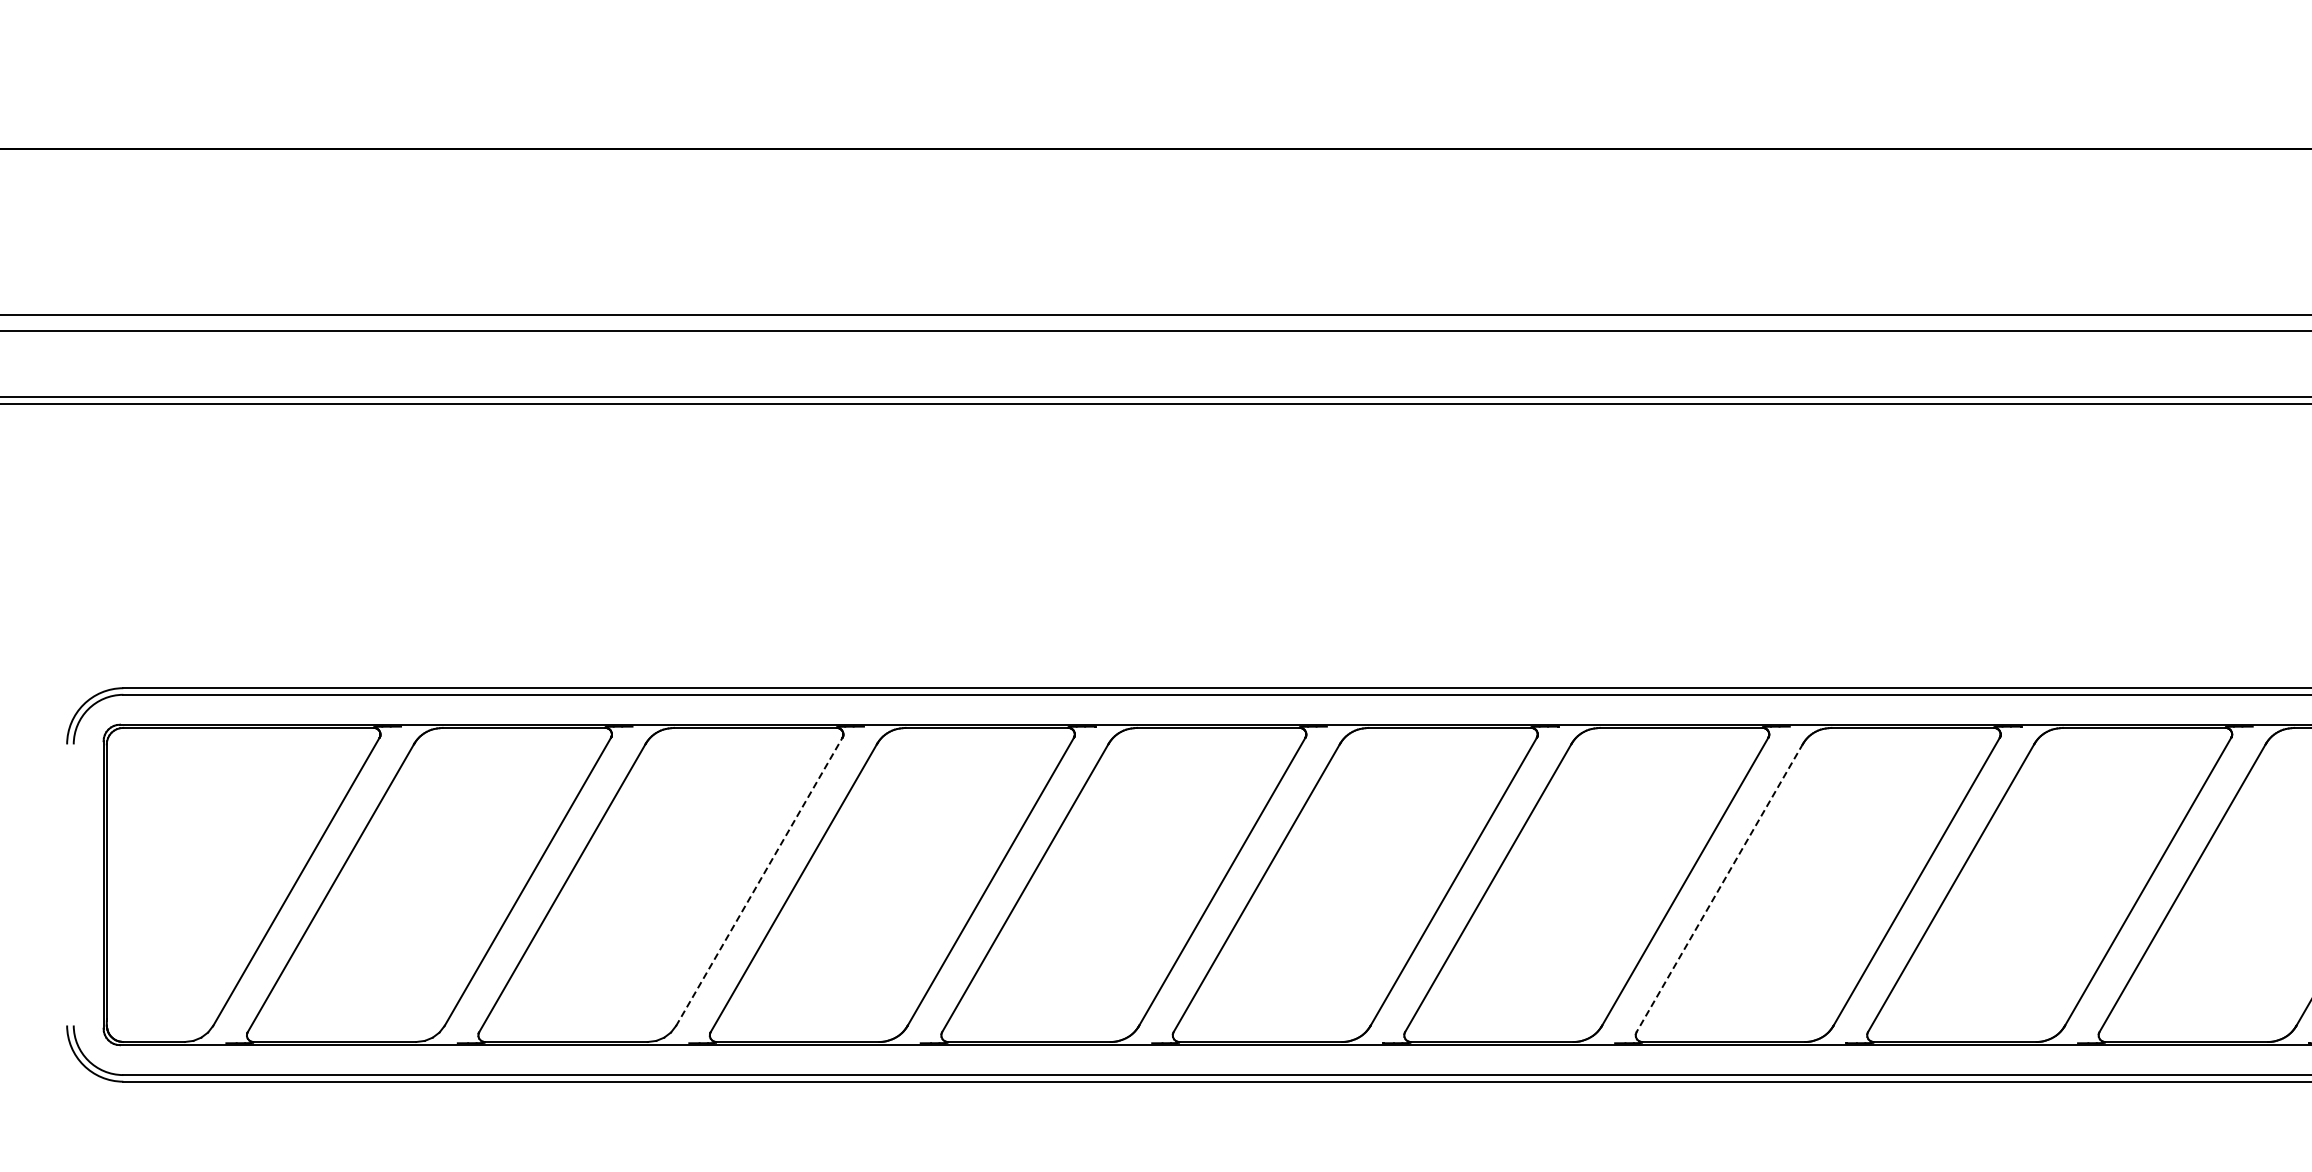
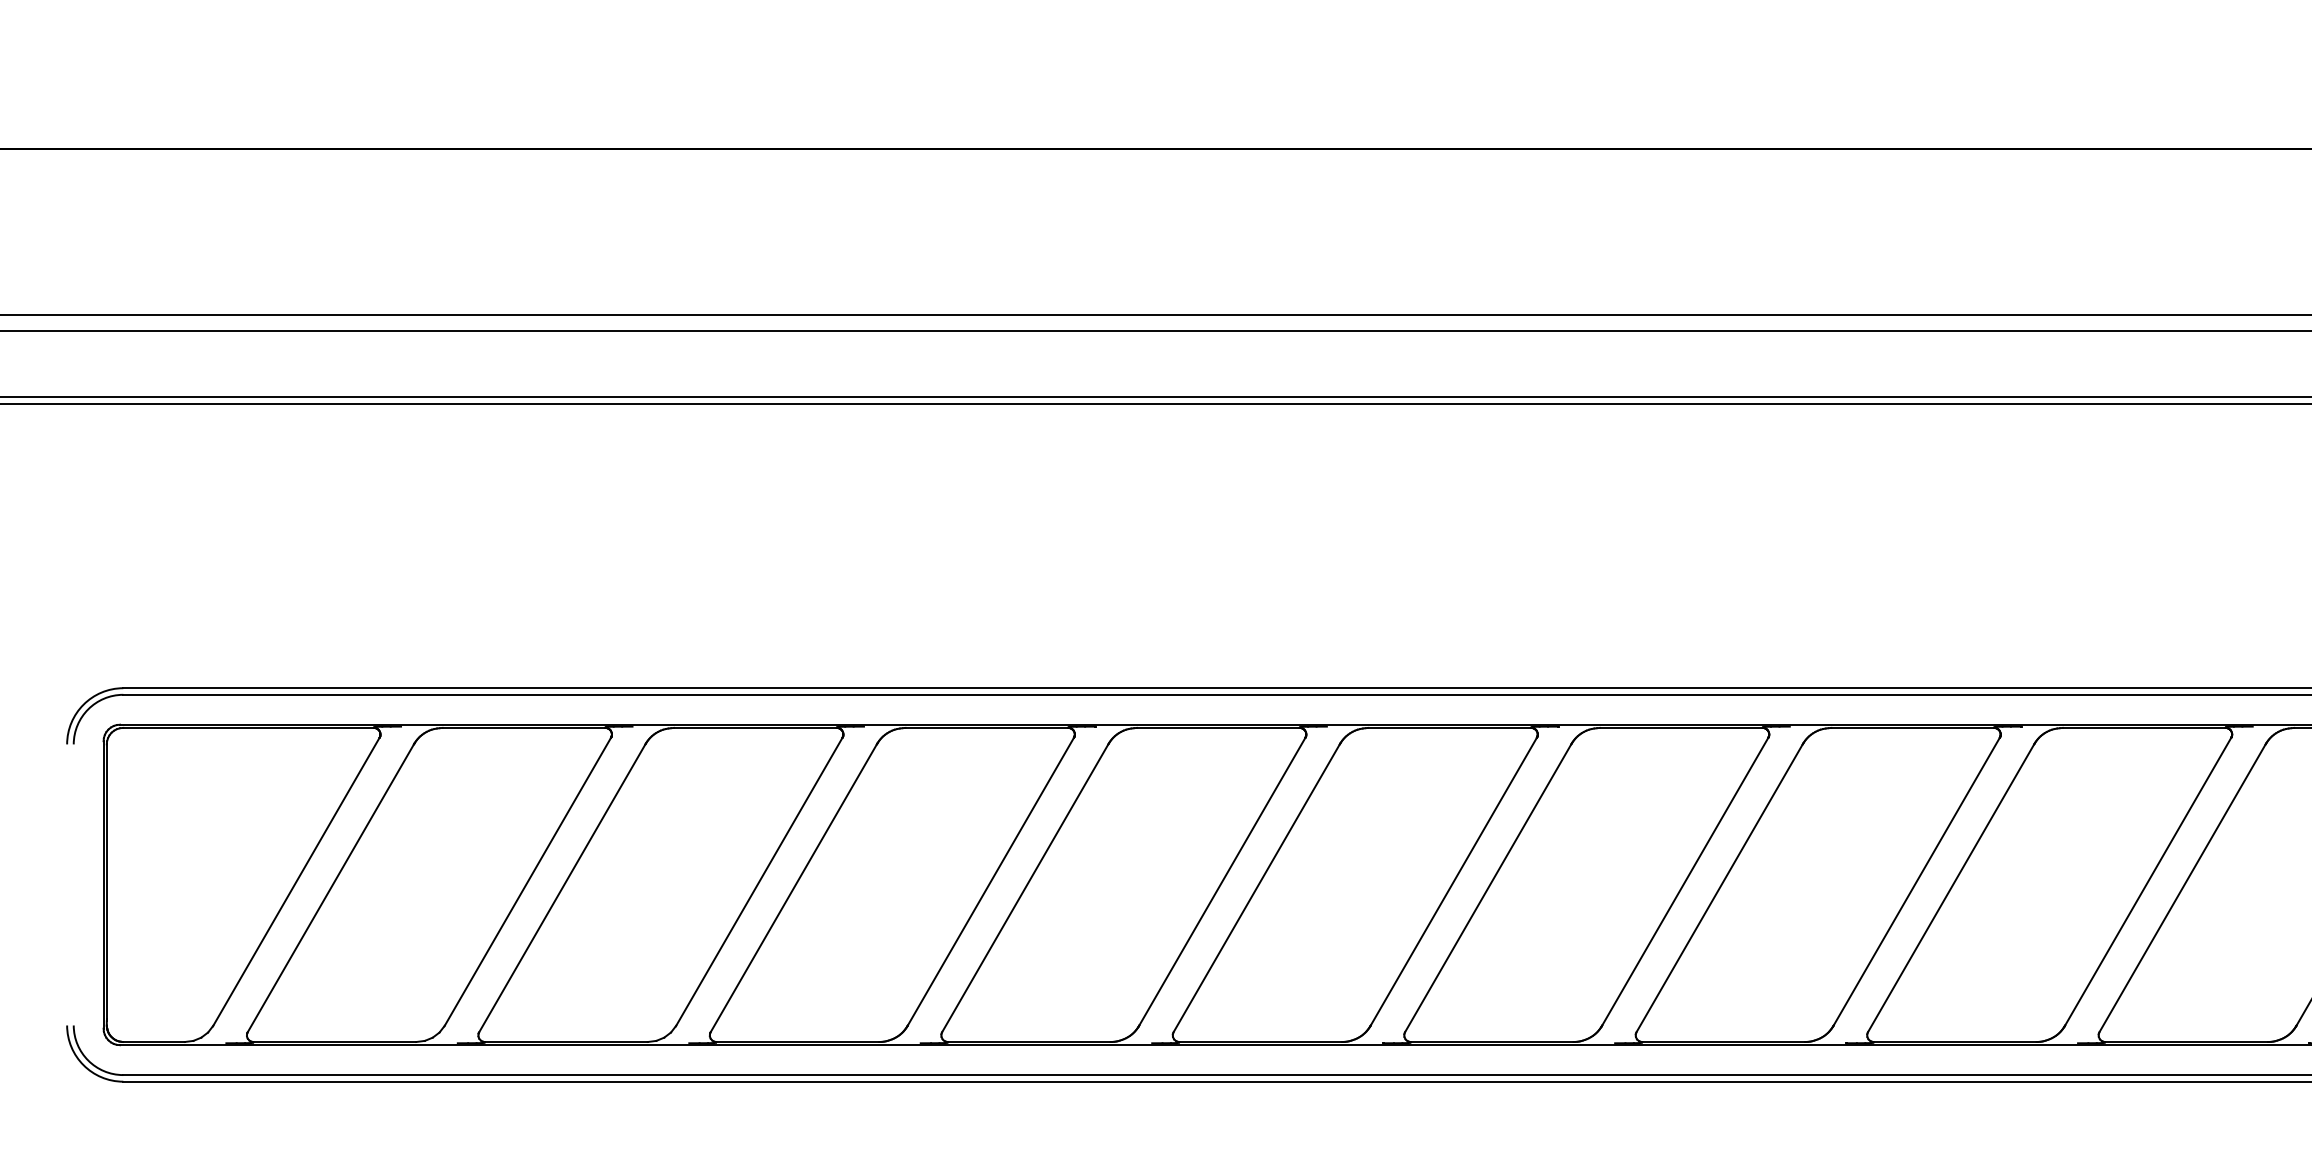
line: dashed -> solid (759, 881)
line: dashed -> solid (1719, 888)
